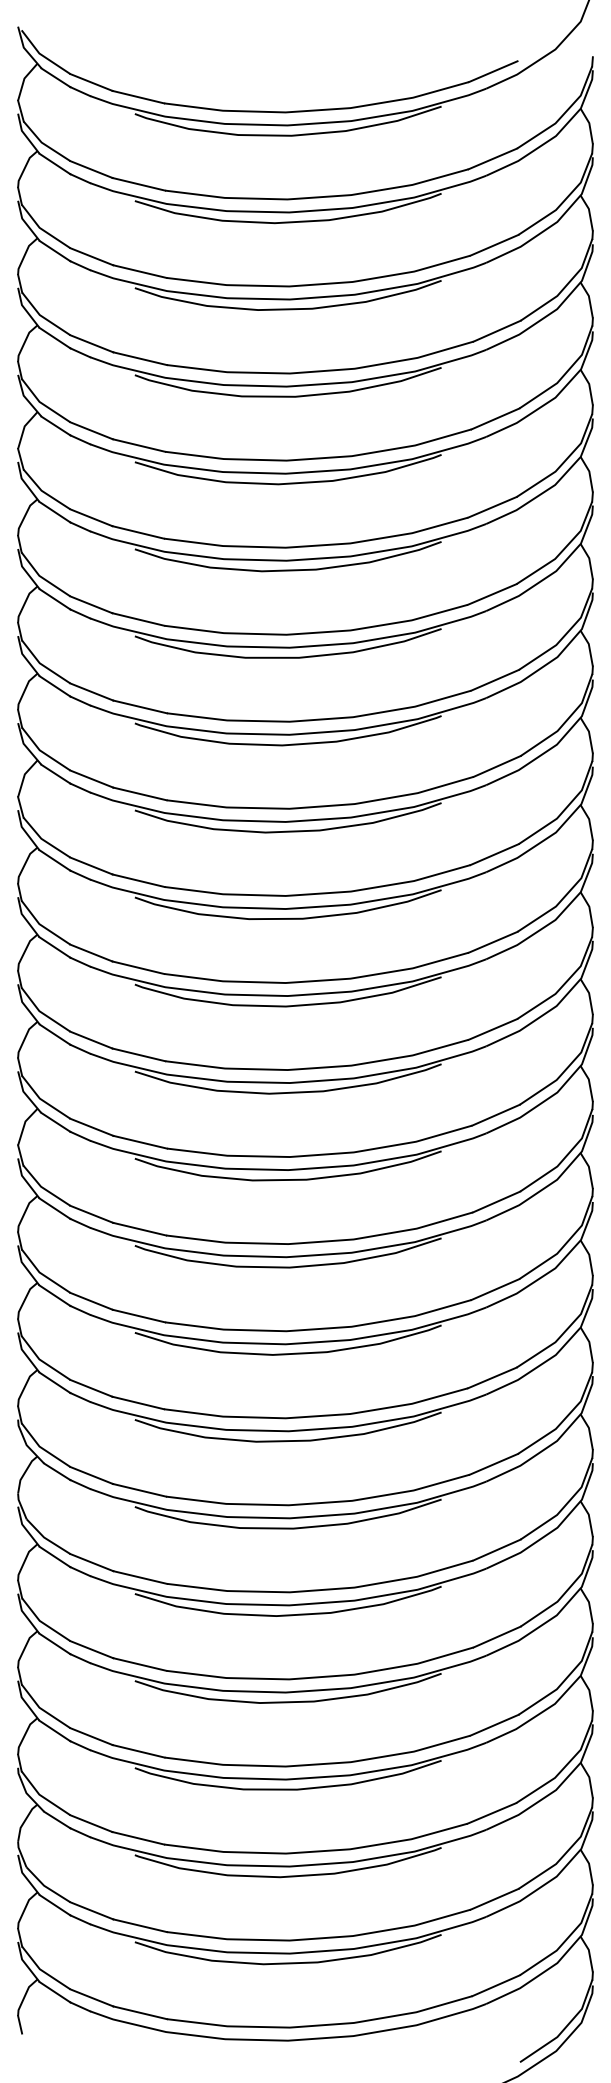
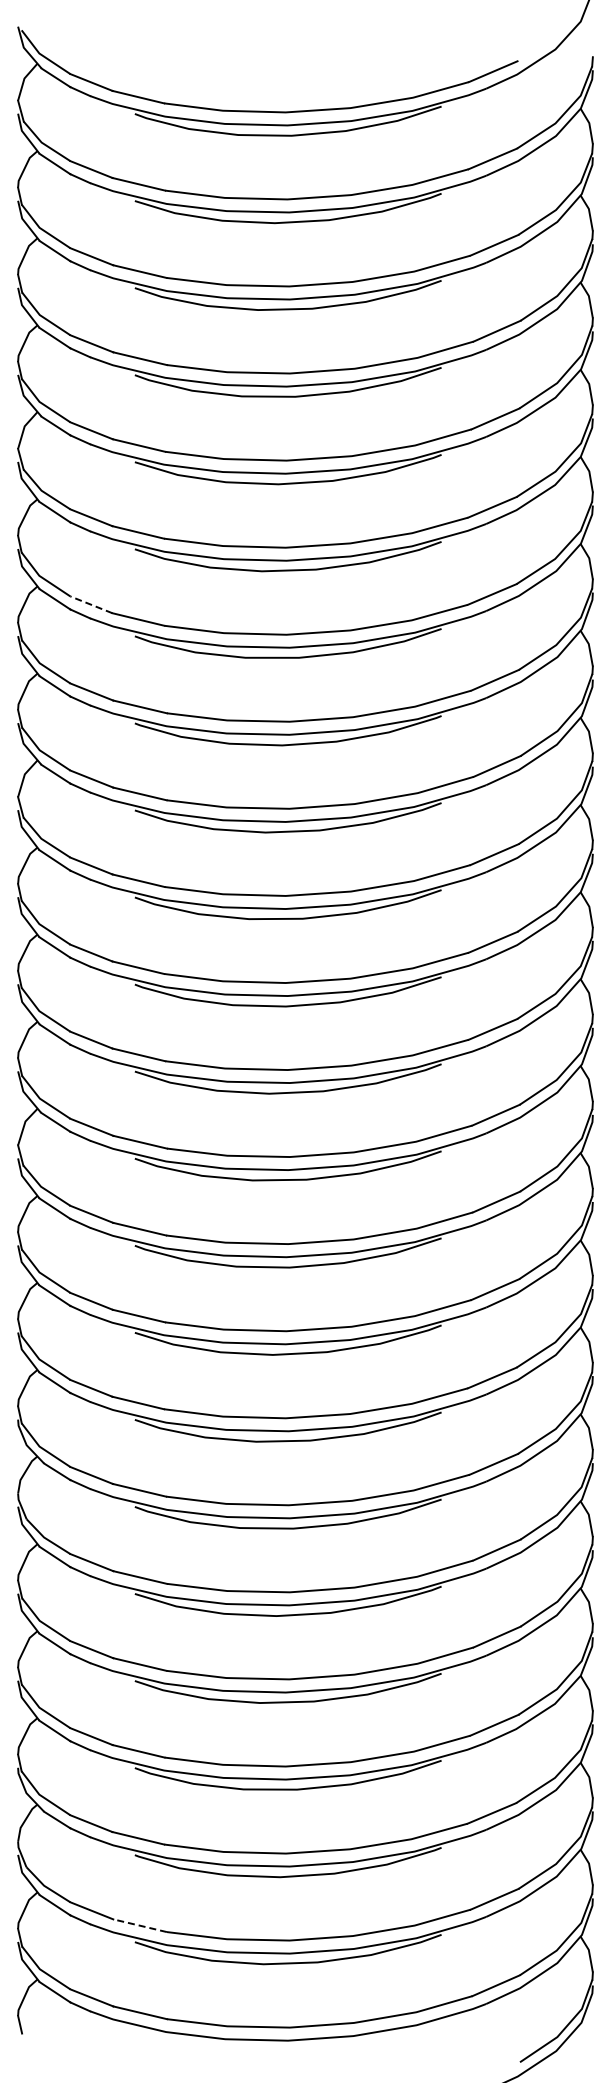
line: solid -> dashed (91, 604)
line: solid -> dashed (140, 1925)
